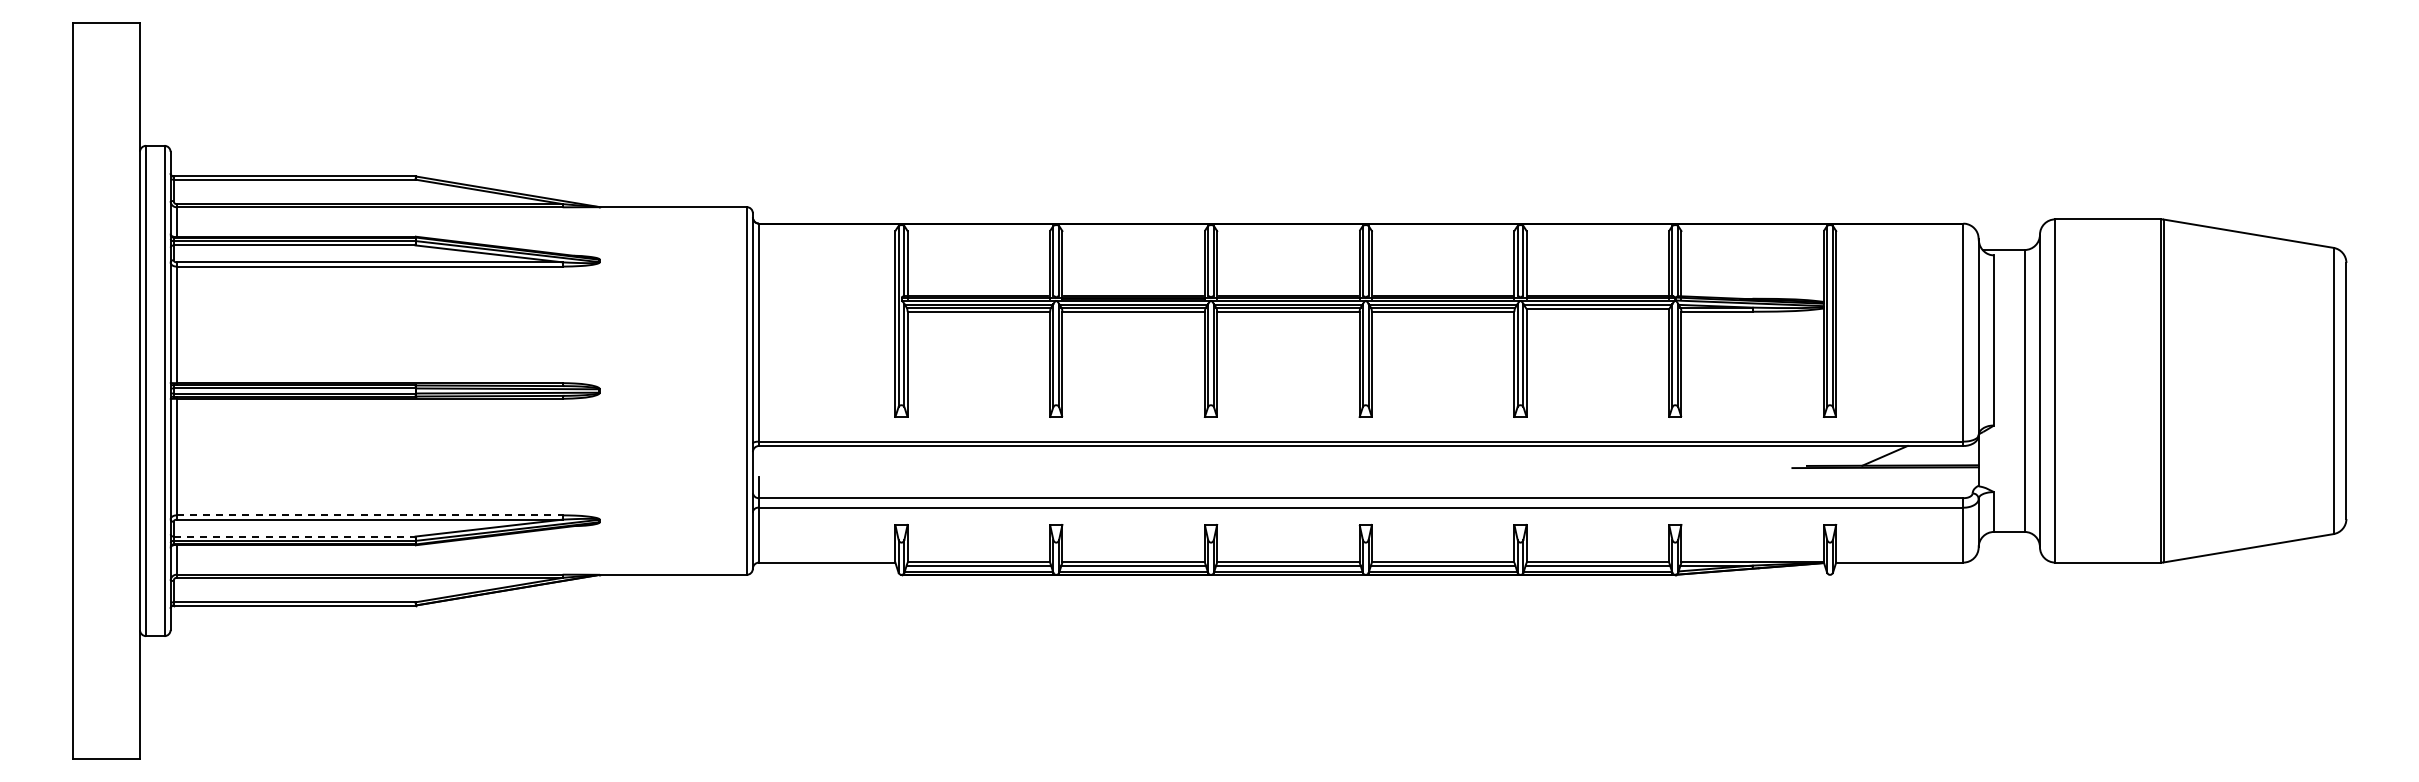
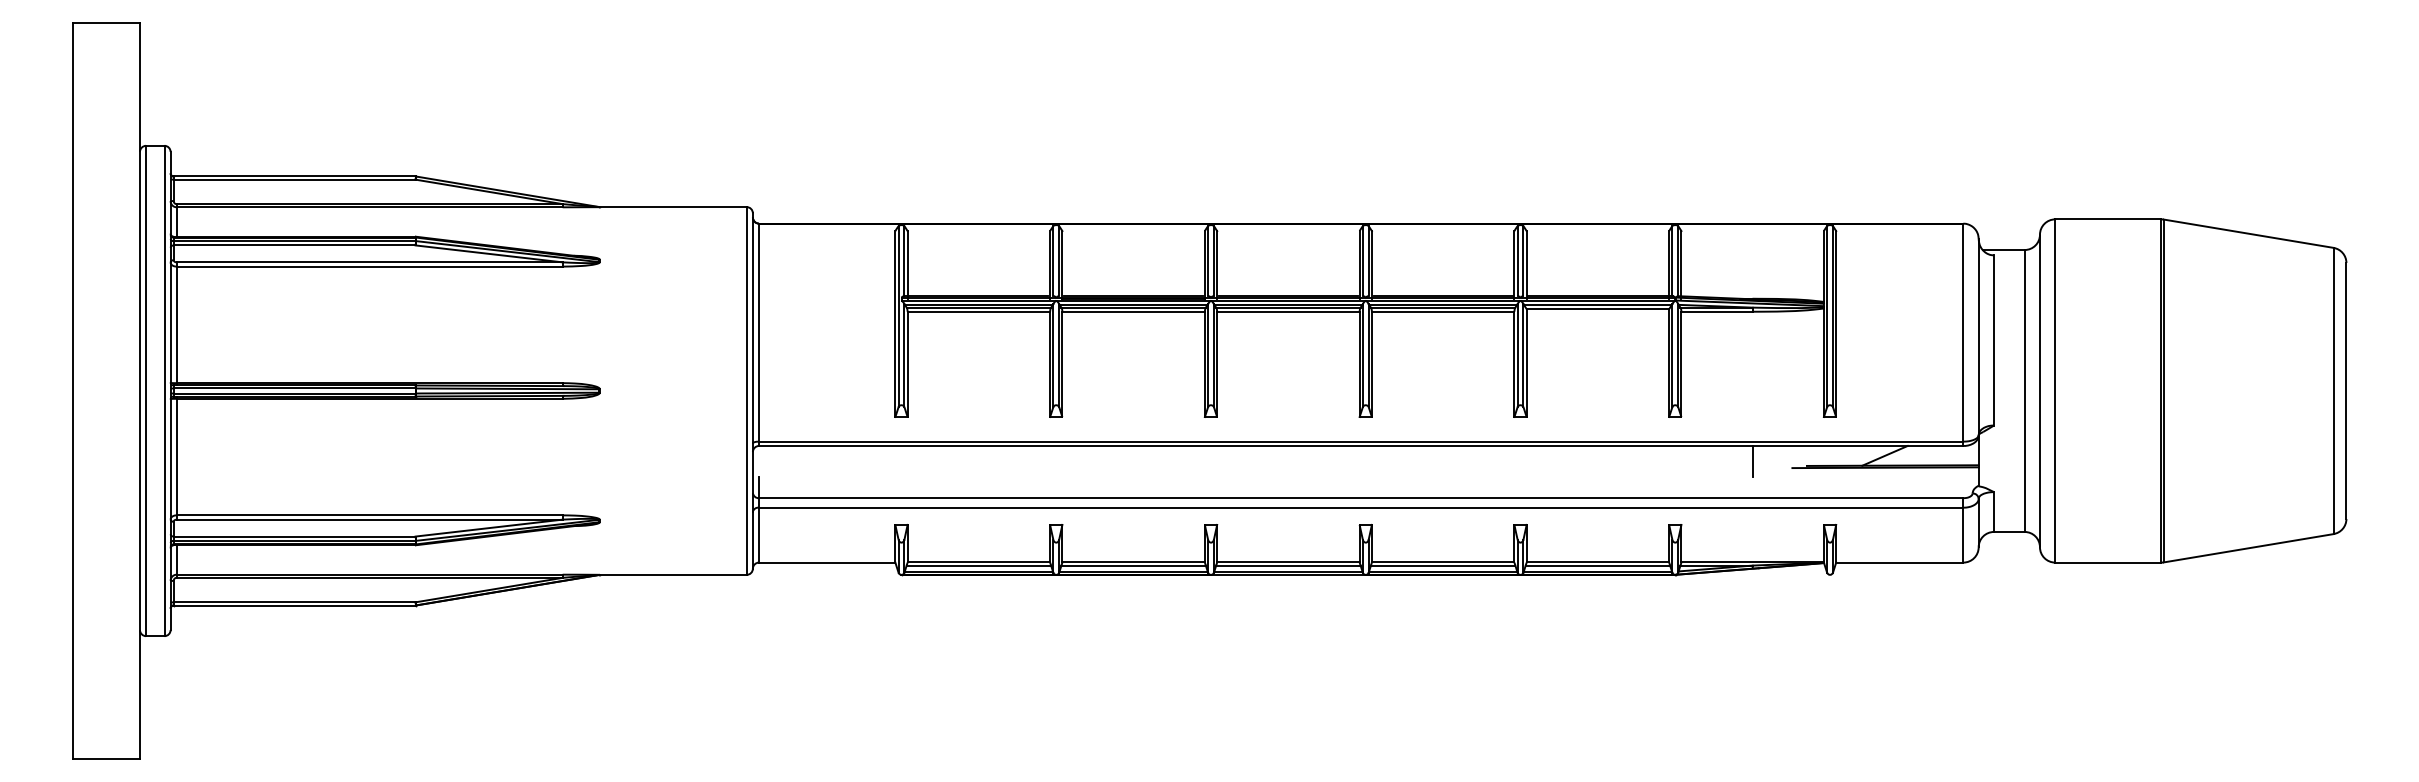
line: none -> present (1752, 460)
line: dashed -> solid (369, 515)
line: dashed -> solid (294, 536)
